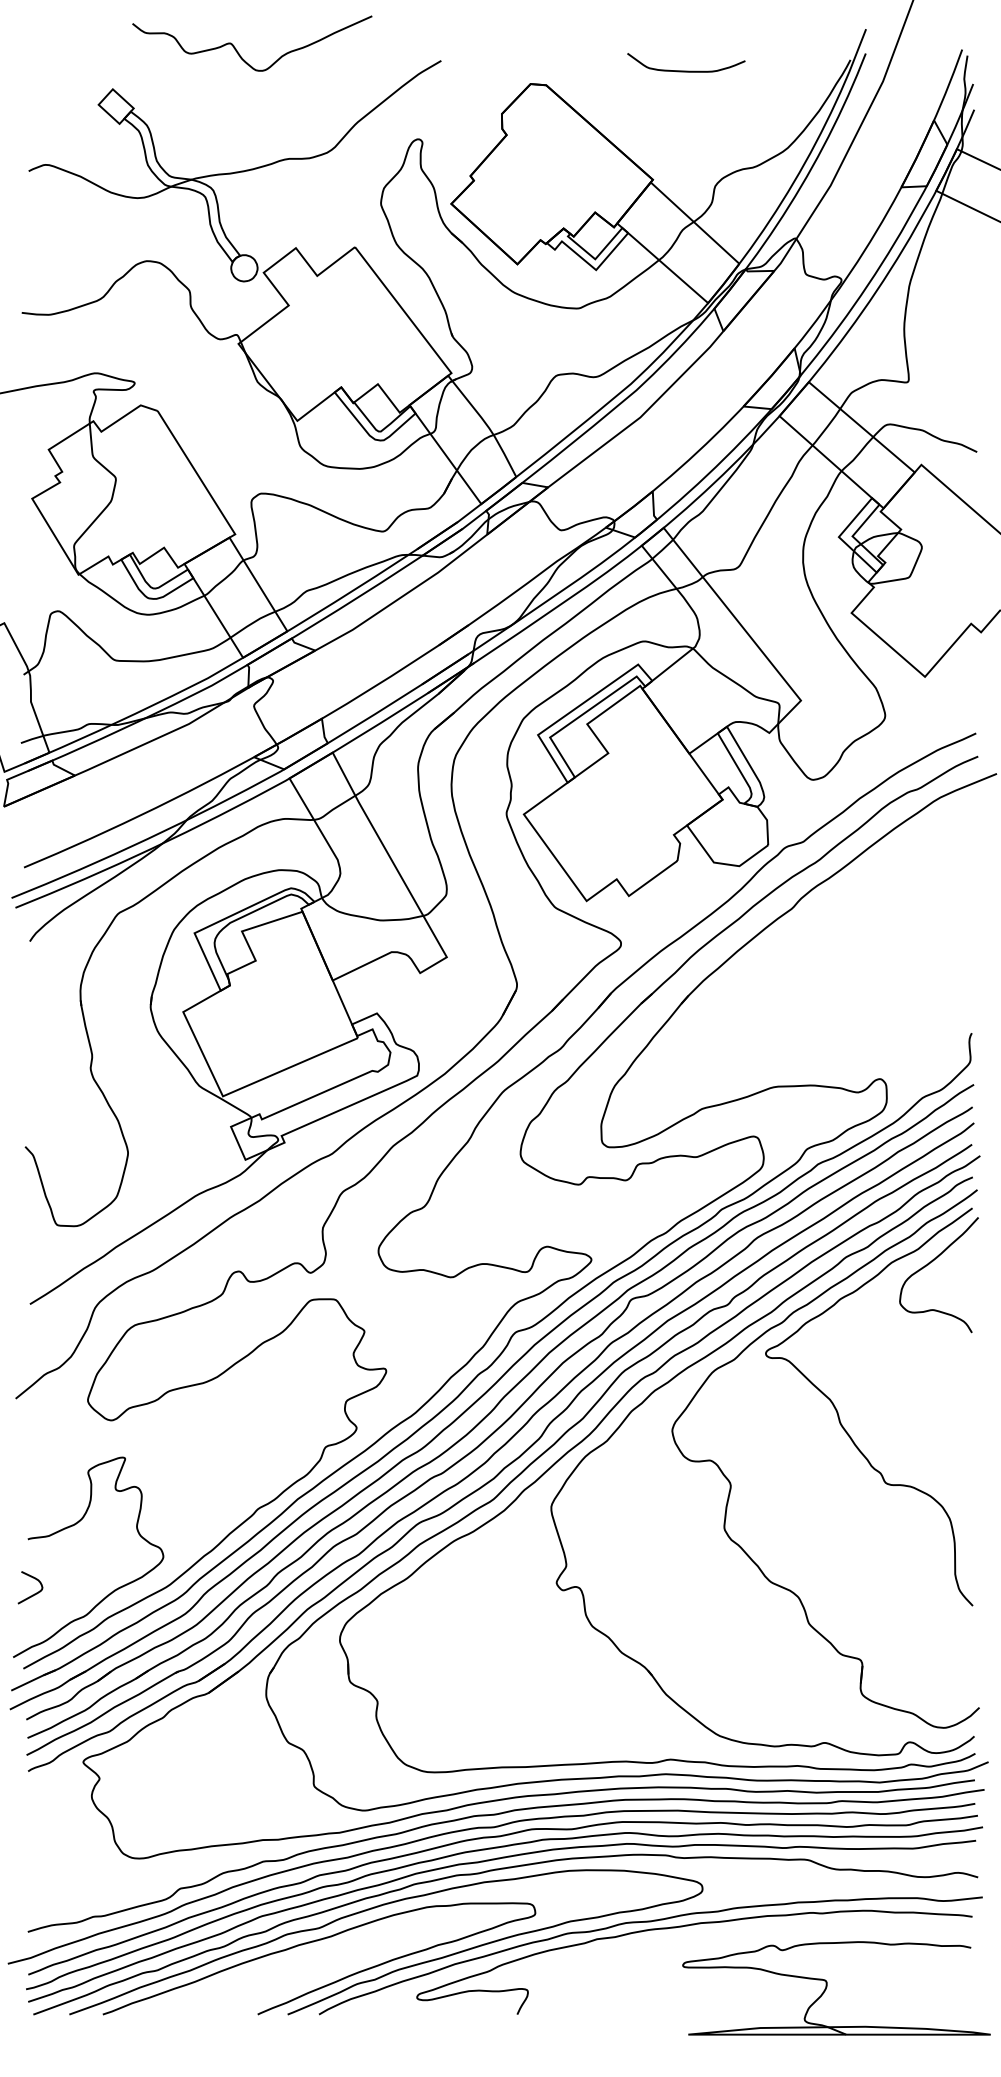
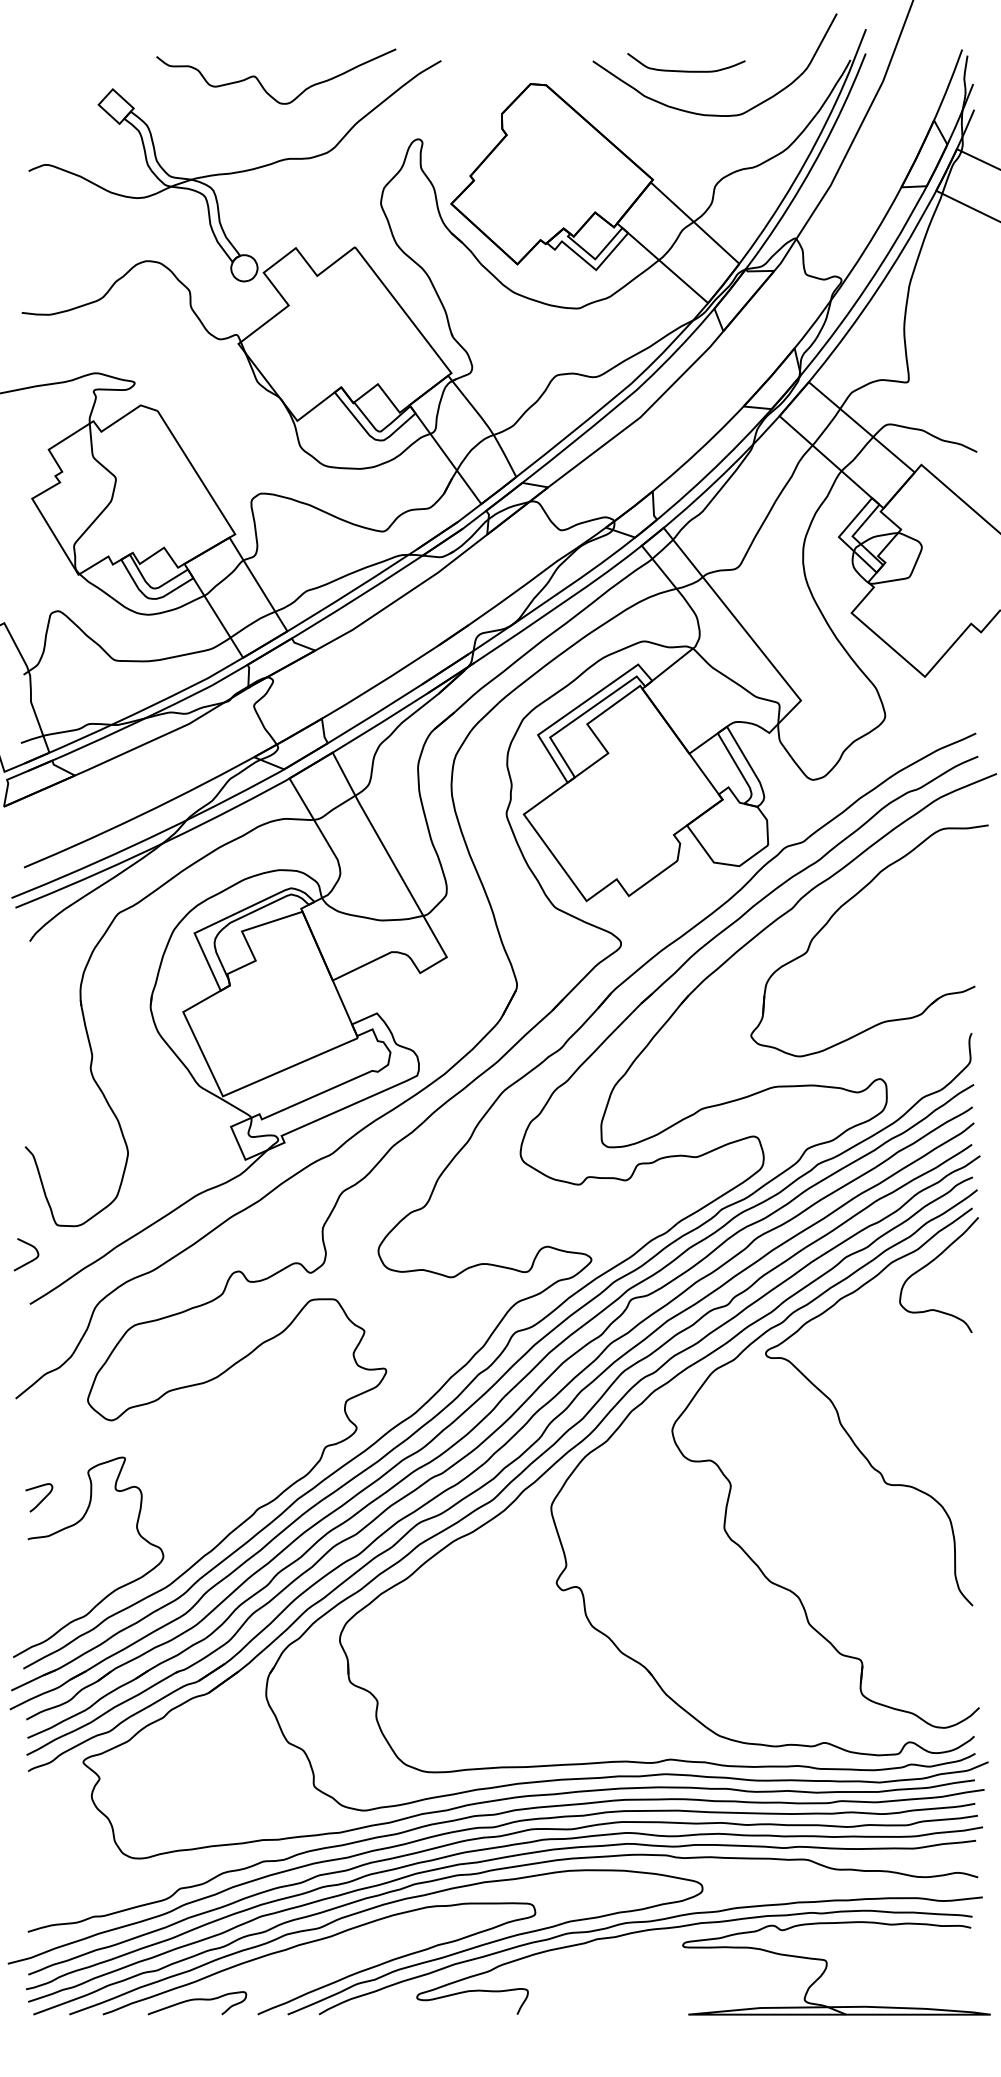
curve position: (238, 51) -> (262, 84) (262, 84)
curve: none -> present (714, 114)
part: none -> present (844, 905)
curve: none -> present (42, 1499)
curve position: (34, 1593) -> (30, 1260) (30, 1260)
part position: (827, 1987) -> (827, 1967) (827, 1967)
curve: none -> present (197, 2000)
